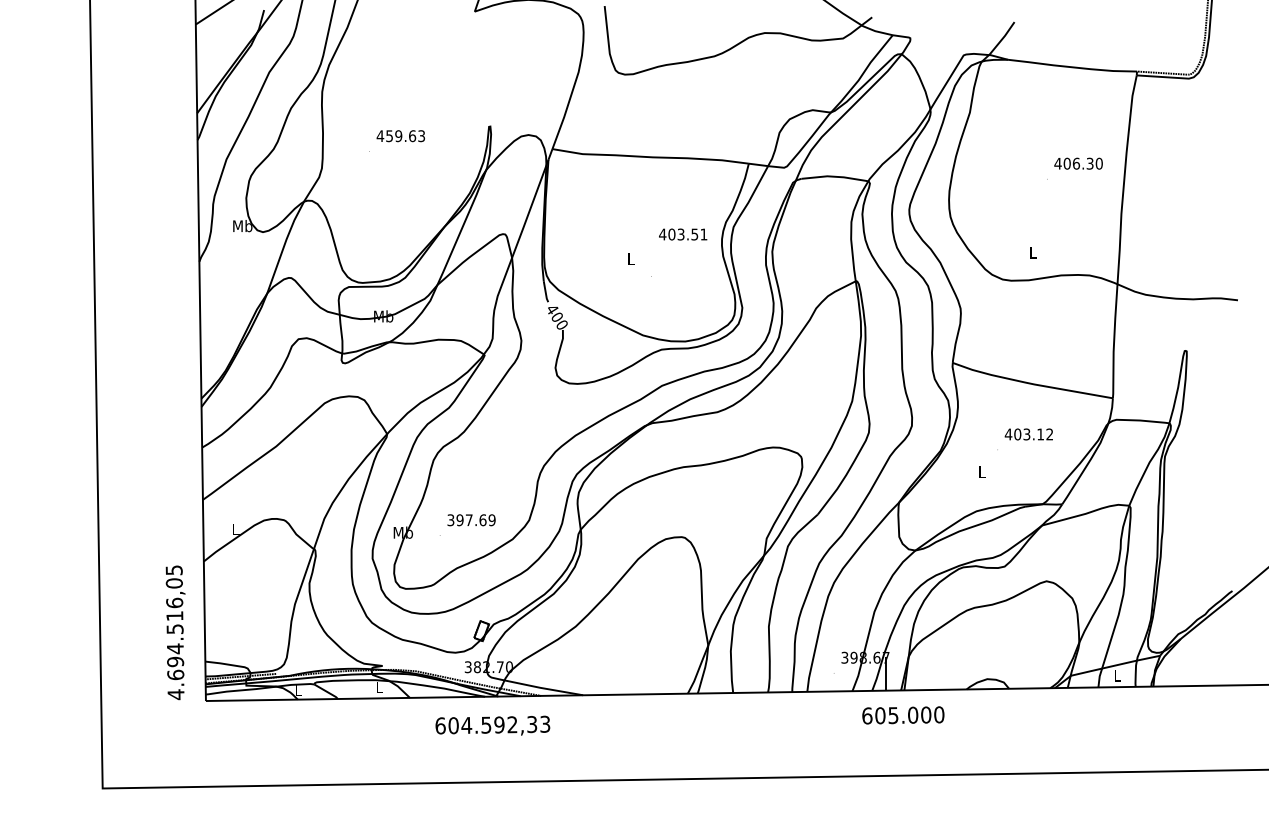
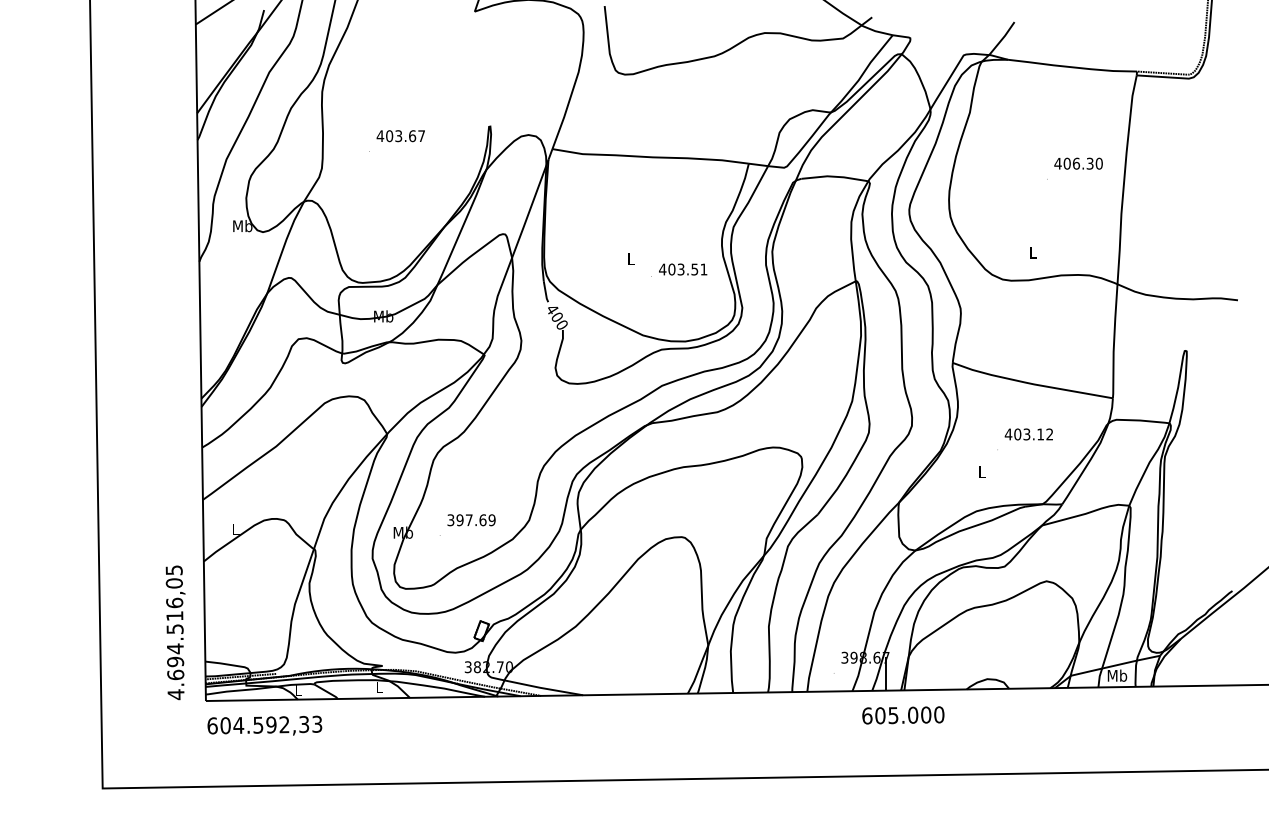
text: 459.63 -> 403.67 (405, 136)
text position: (683, 234) -> (683, 269) (683, 269)
text: L -> Mb (1117, 675)
text position: (492, 725) -> (264, 725) (264, 725)
